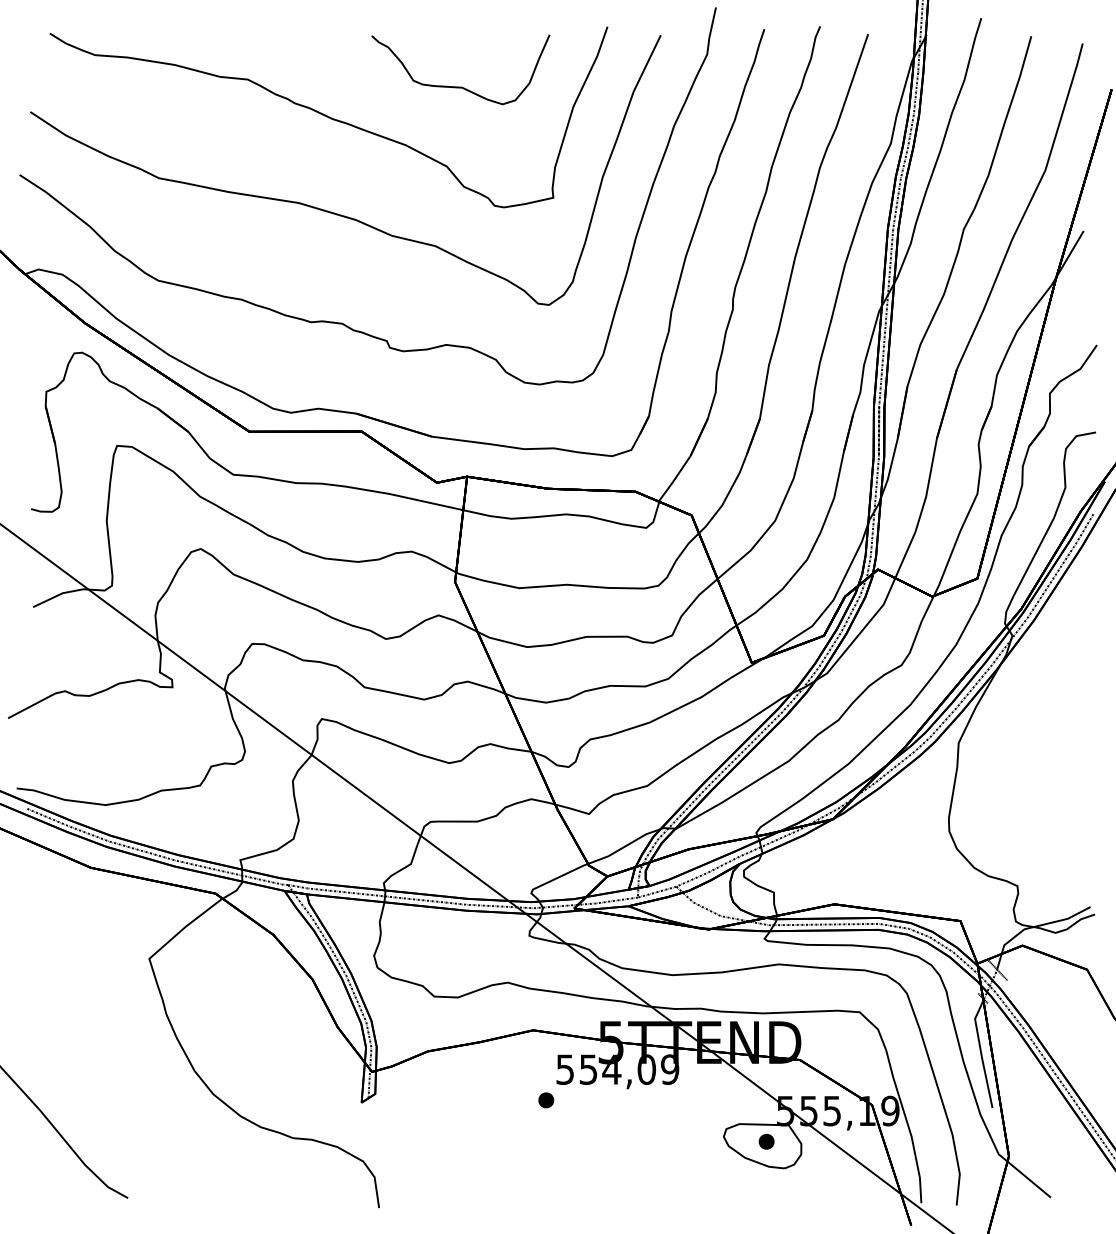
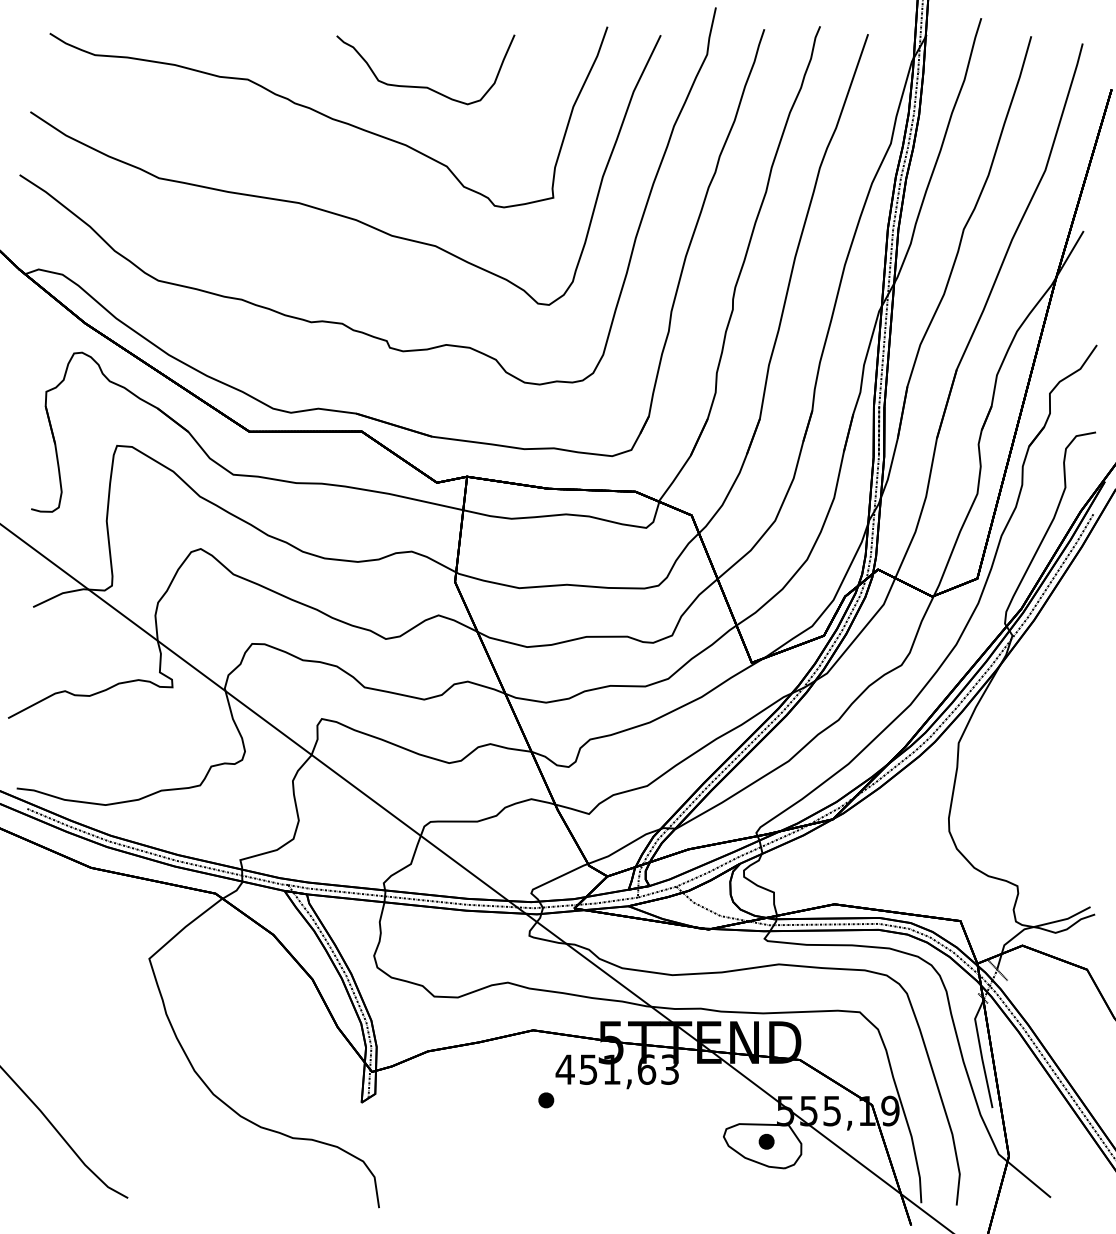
part position: (460, 86) -> (425, 86) (425, 86)
text: 554,09 -> 451,63 (617, 1069)
